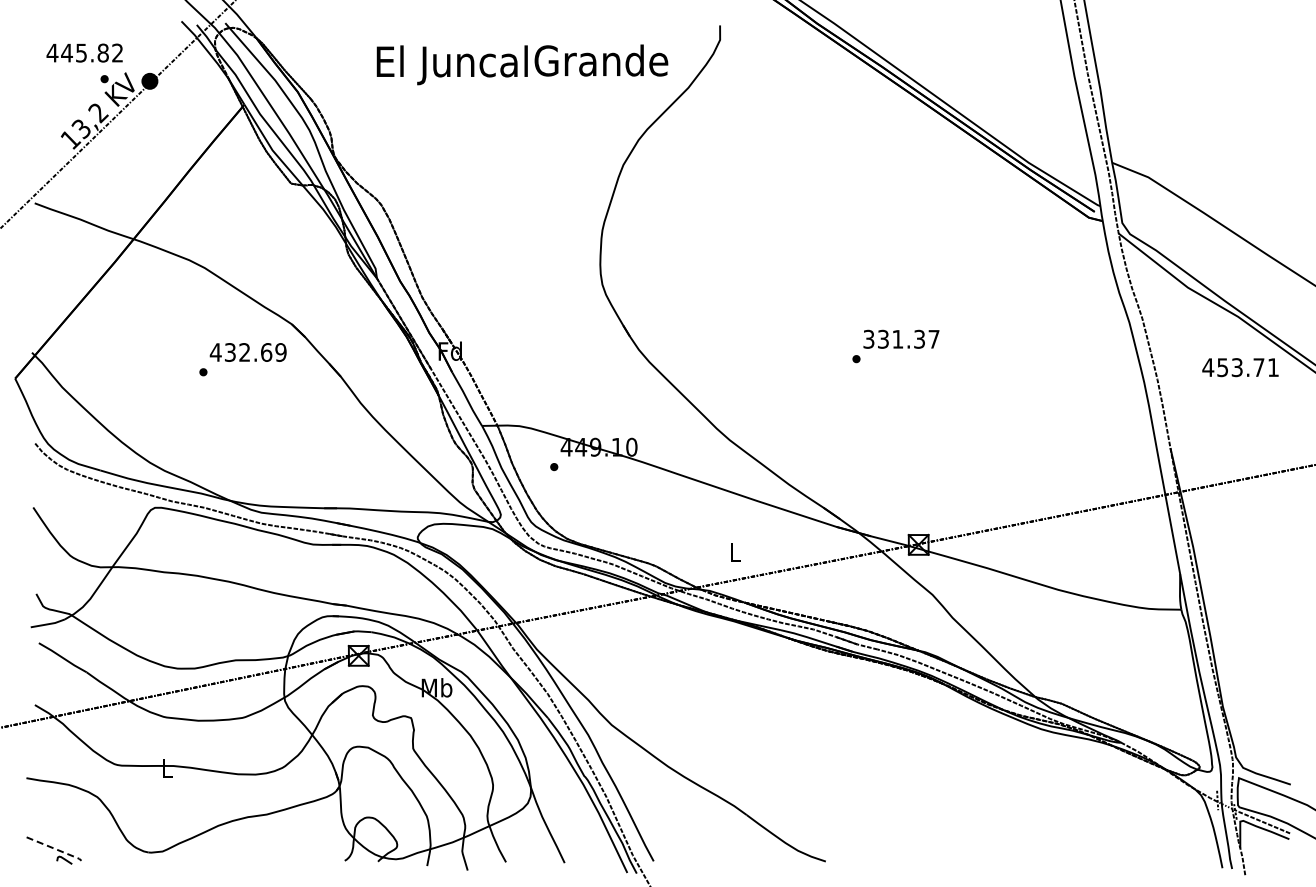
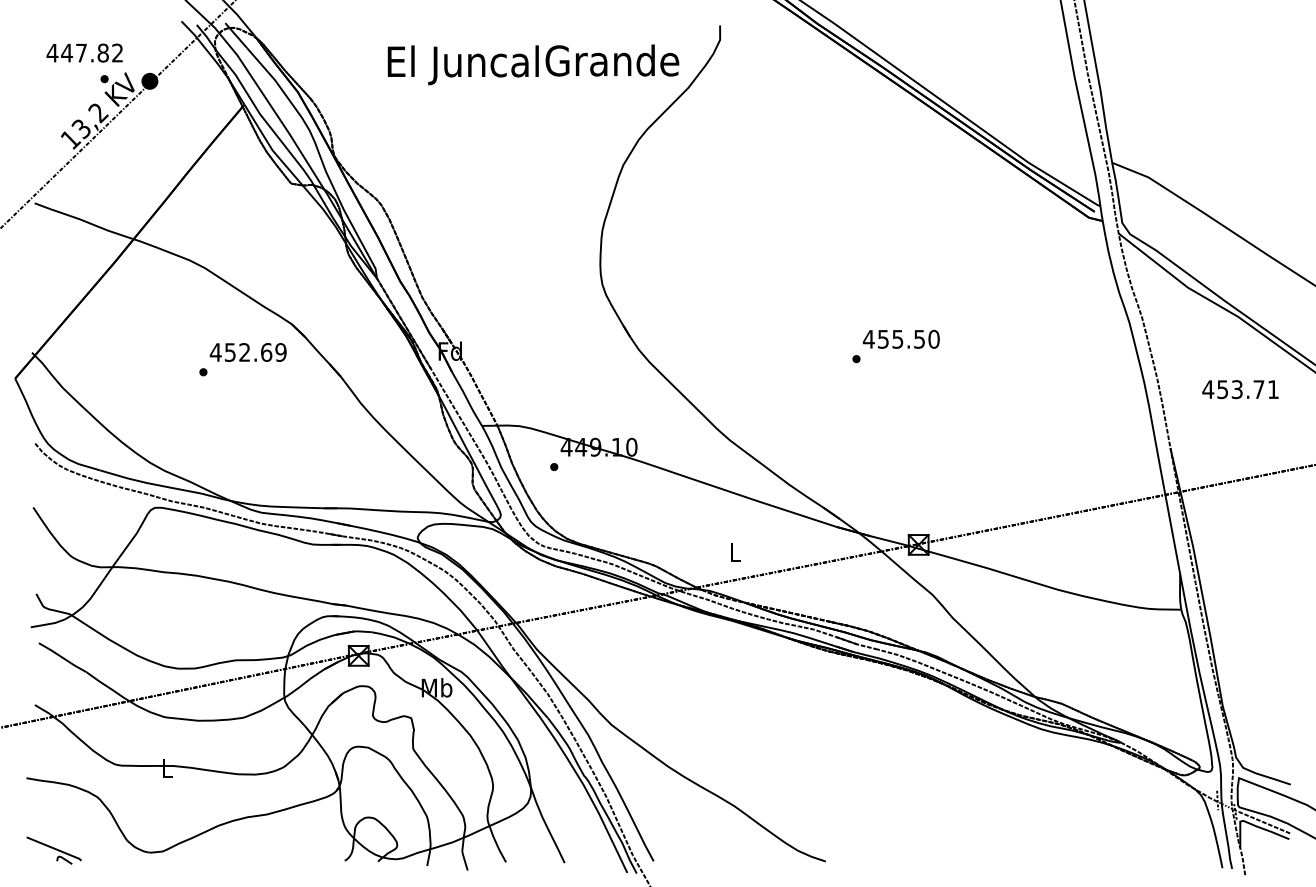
text: 445.82 -> 447.82 (81, 52)
text position: (522, 64) -> (533, 64) (533, 64)
text: 331.37 -> 455.50 (900, 338)
text: 432.69 -> 452.69 (230, 352)
text position: (1240, 367) -> (1240, 389) (1240, 389)
line: dashed -> solid (55, 848)
